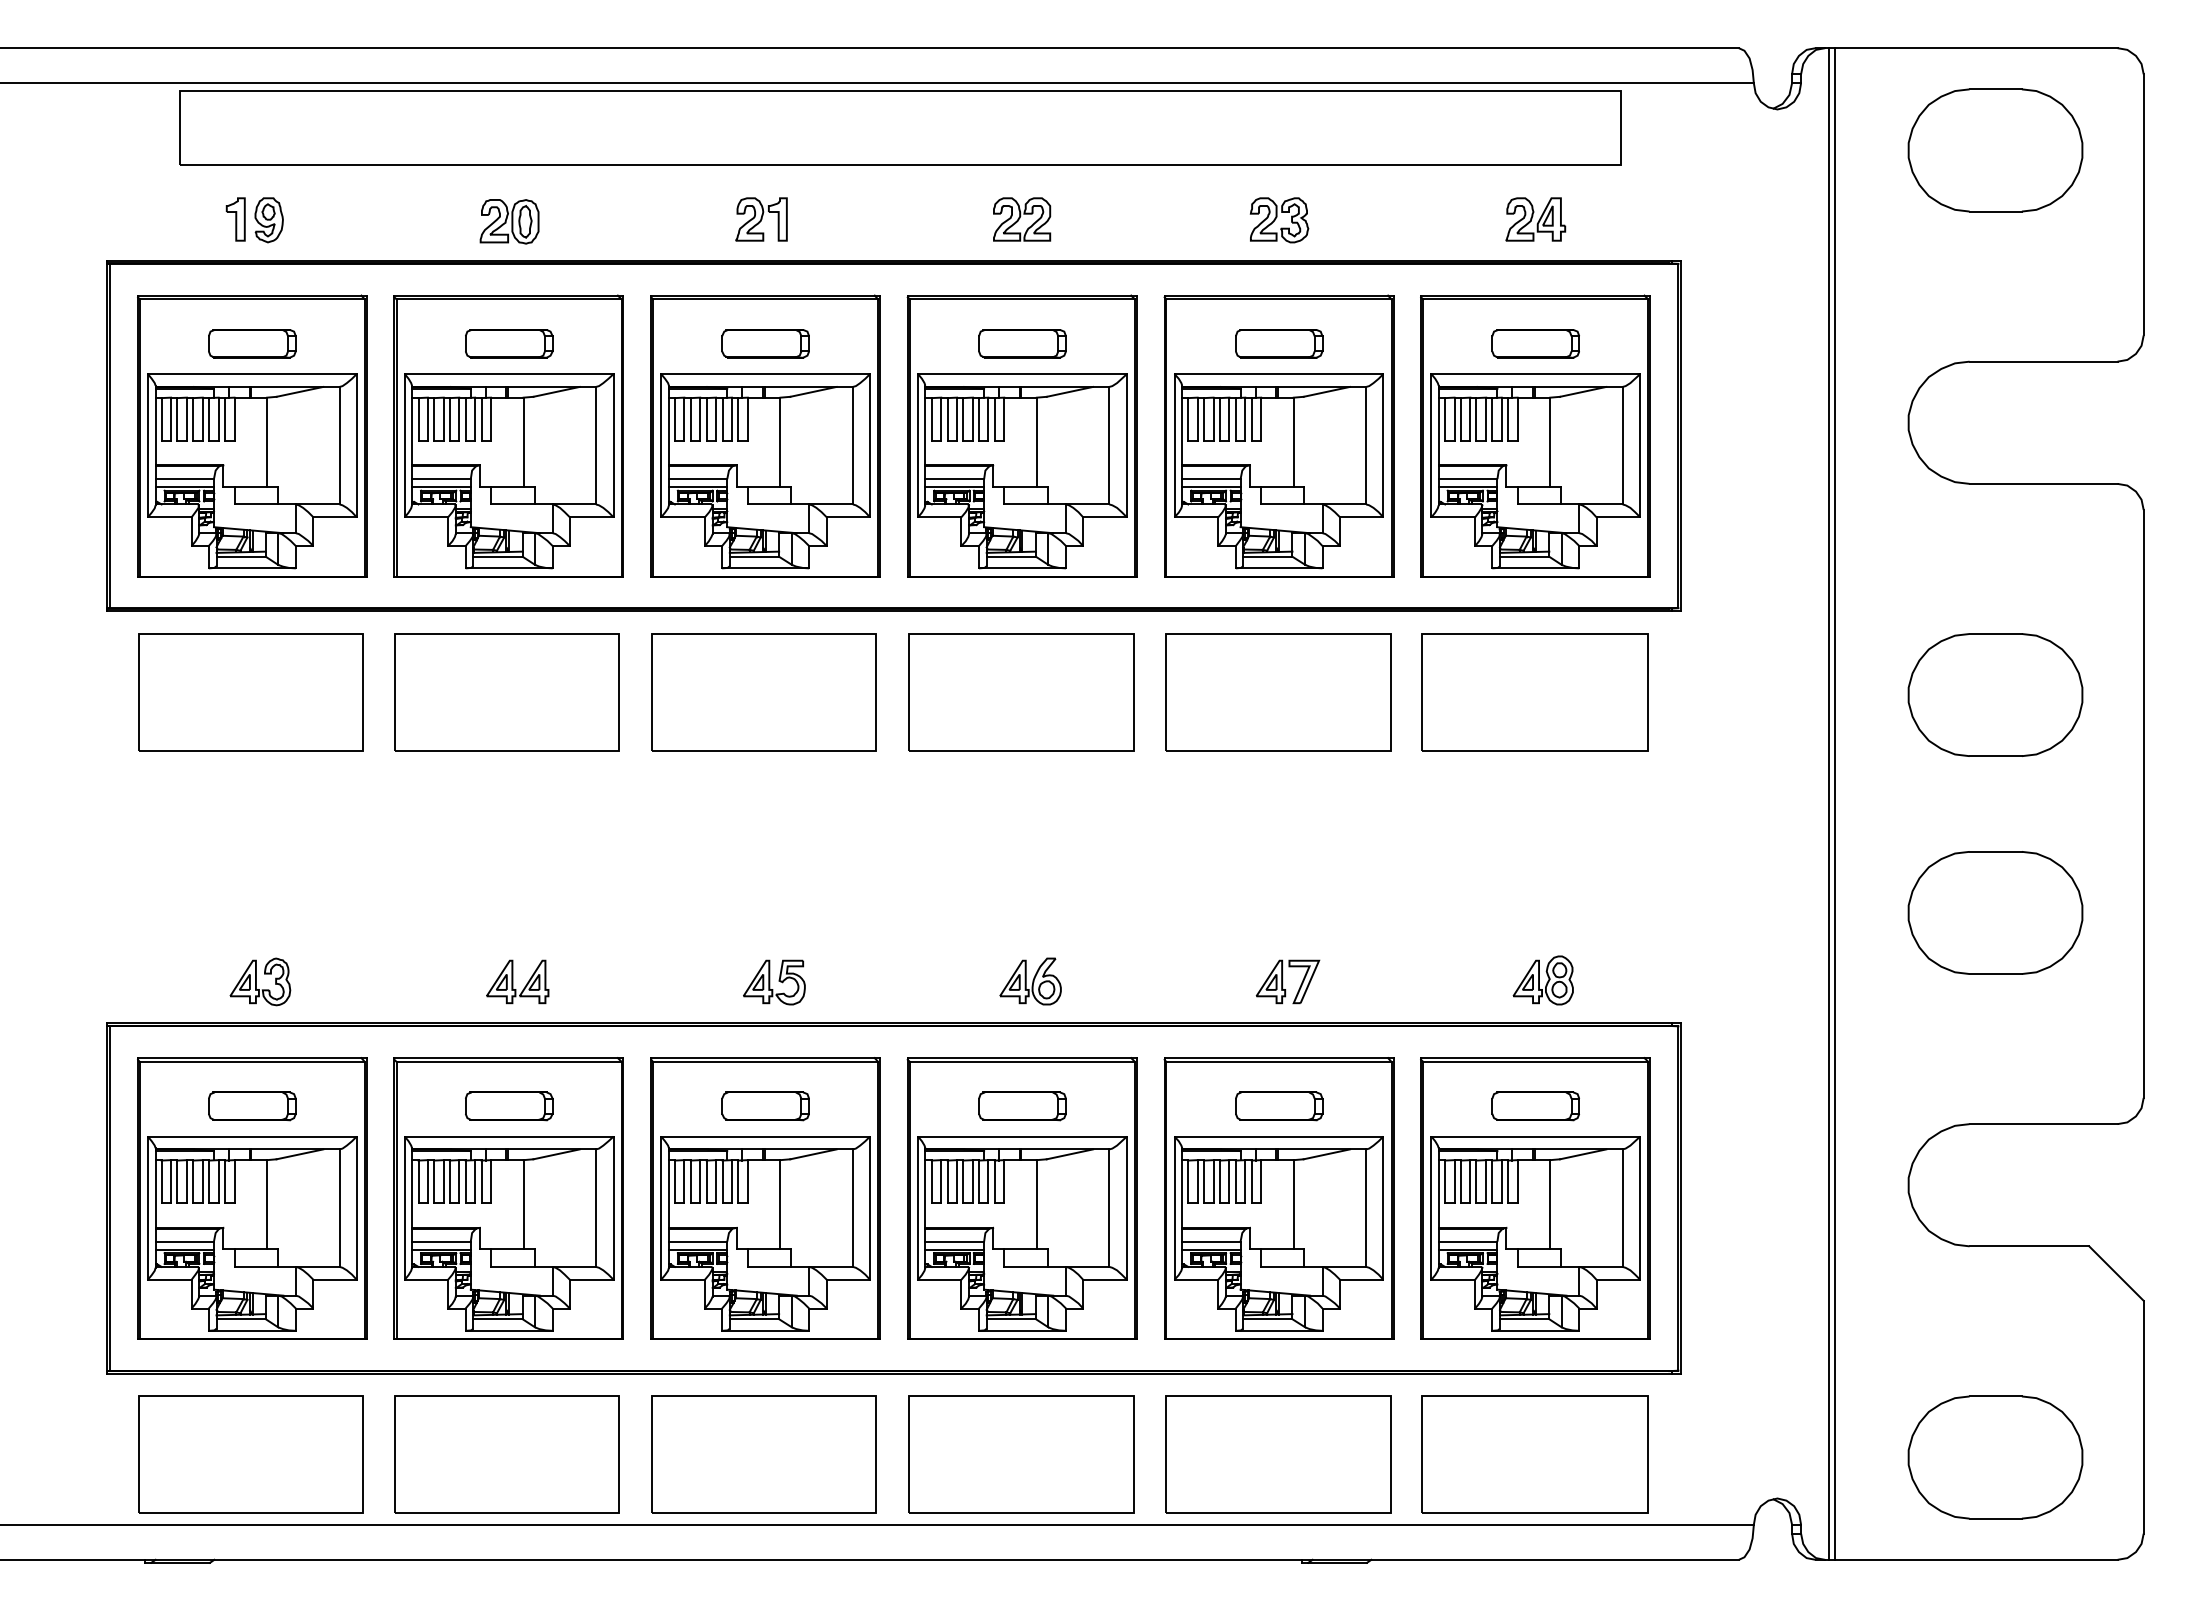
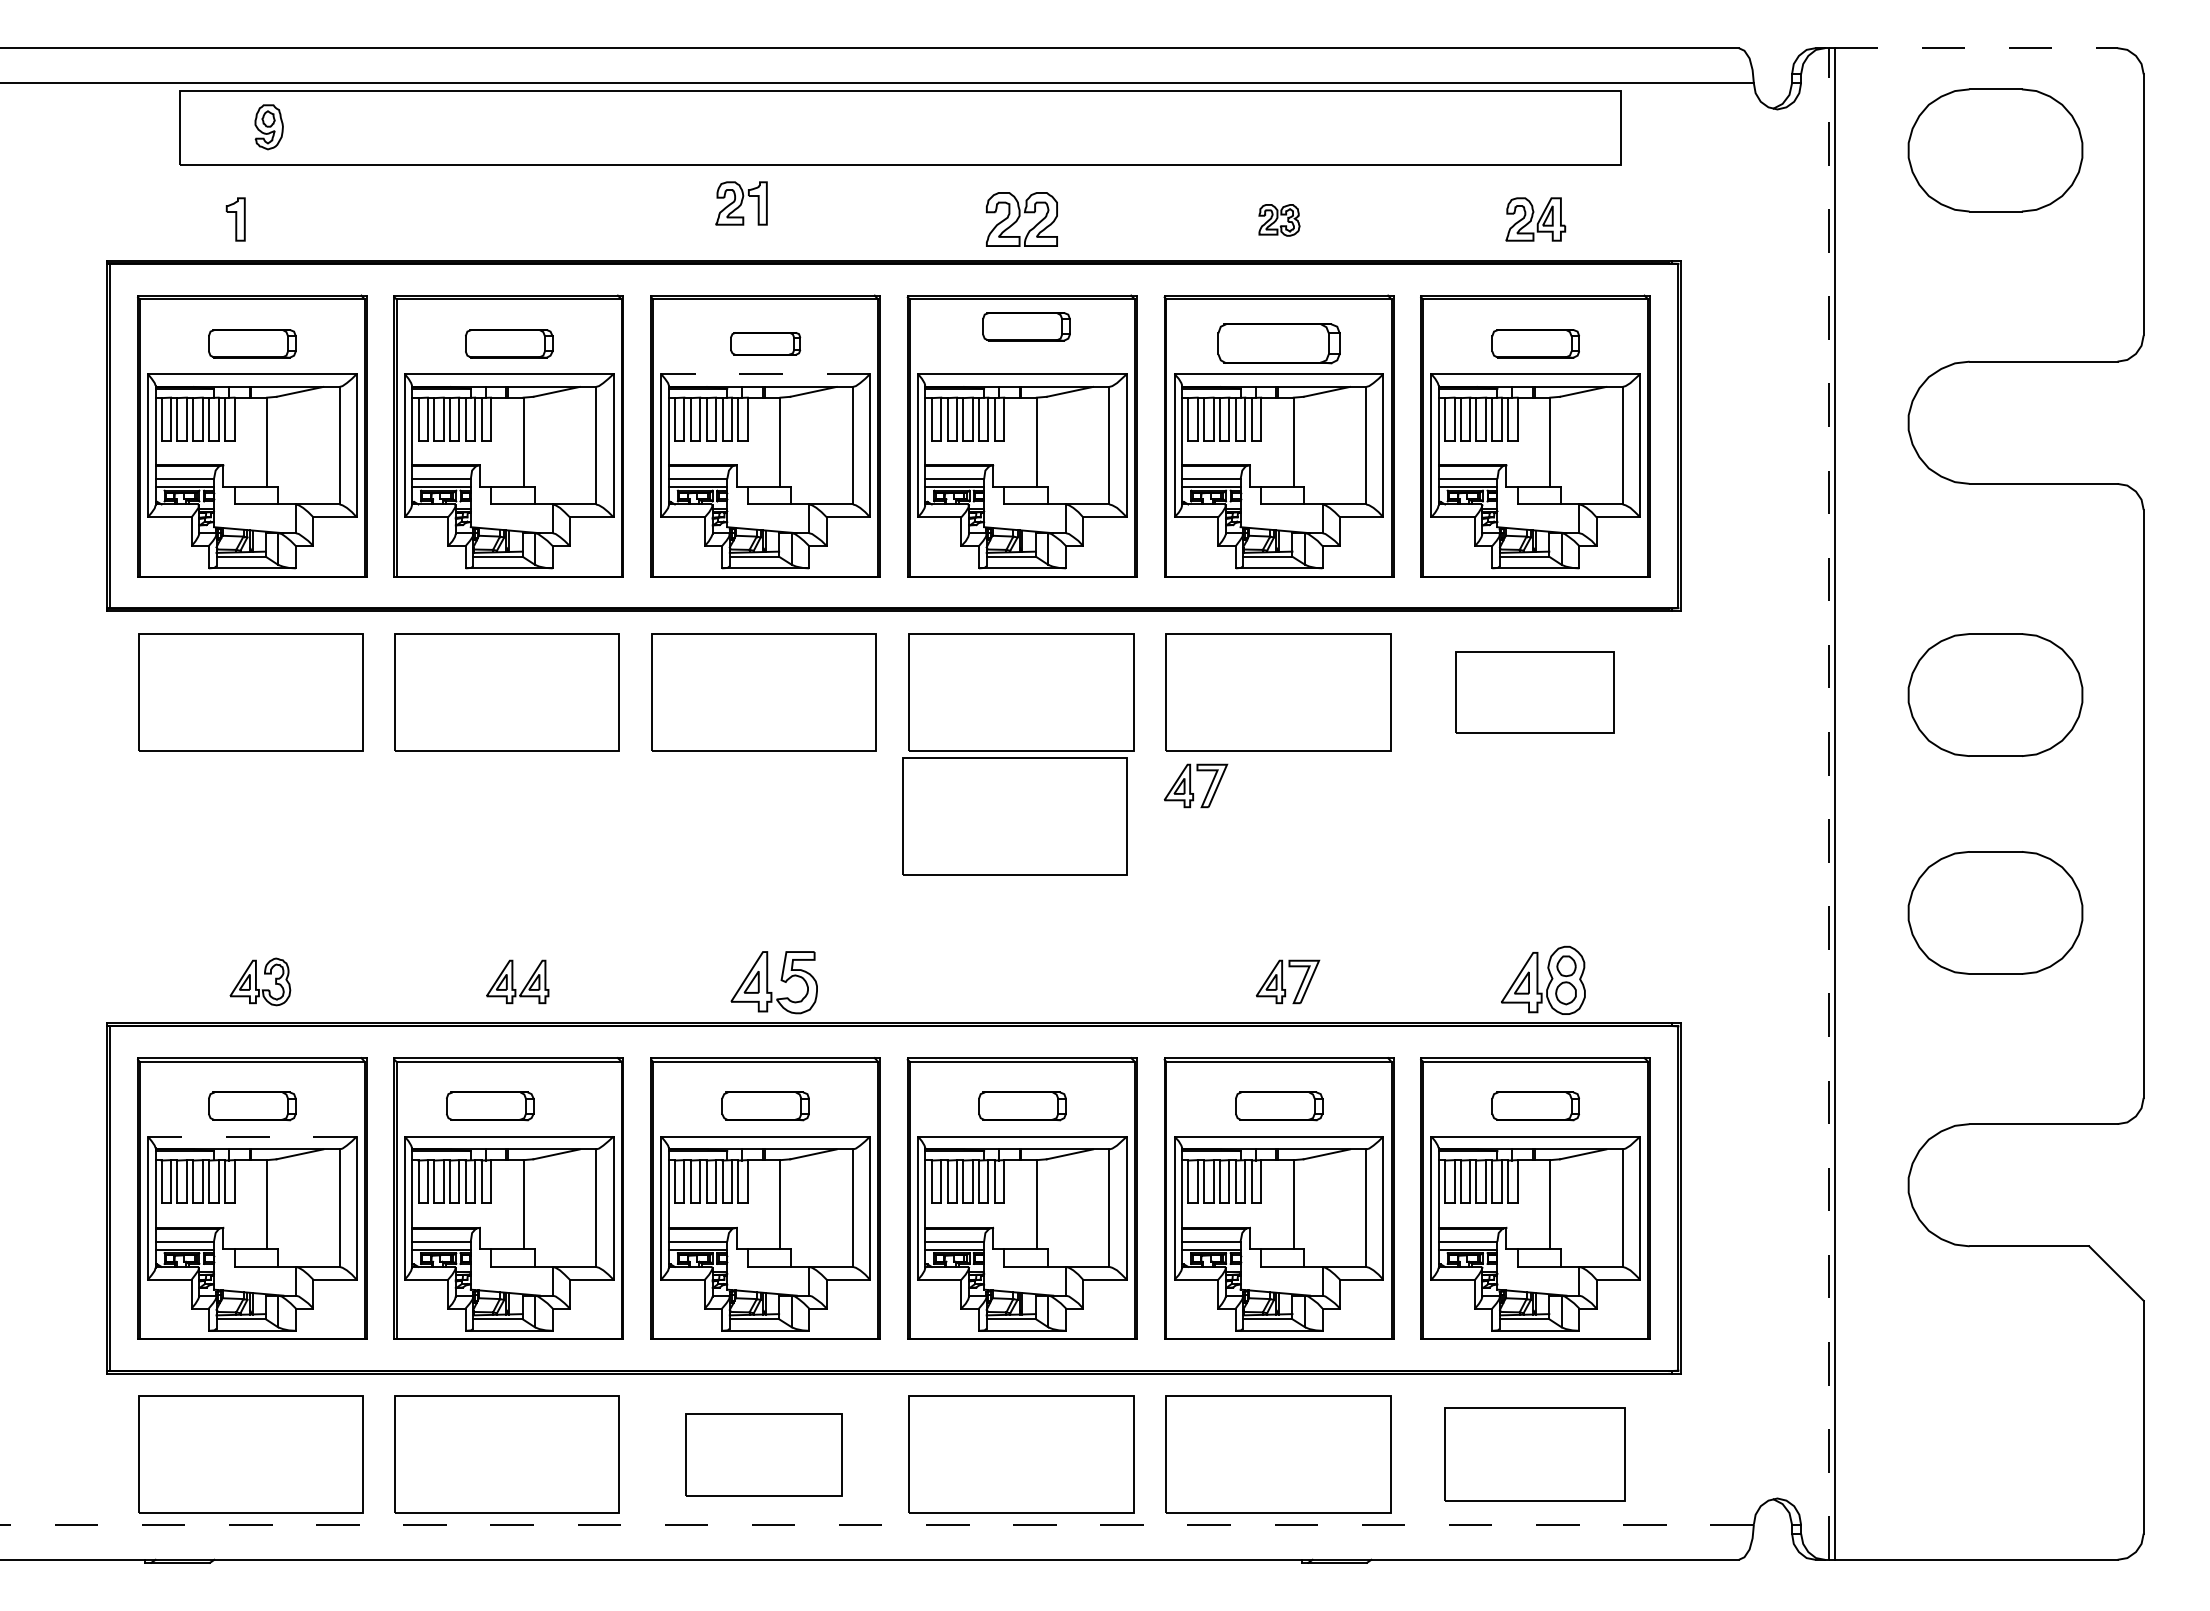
line: solid -> dashed (1976, 48)
part position: (761, 219) -> (741, 203) (741, 203)
part size: 59x45 px -> 72x55 px (1021, 219)
part position: (268, 220) -> (268, 127) (268, 127)
part size: 61x47 px -> 43x33 px (1279, 220)
part: present -> none (509, 221)
part size: 89x30 px -> 72x24 px (765, 343)
part position: (1022, 343) -> (1026, 326) (1026, 326)
part size: 89x30 px -> 124x42 px (1278, 343)
line: solid -> dashed (765, 374)
part size: 228x119 px -> 160x83 px (1534, 692)
part: none -> present (1195, 785)
line: solid -> dashed (1828, 804)
part: none -> present (1014, 816)
part size: 62x51 px -> 85x70 px (1543, 979)
part: present -> none (1030, 981)
part size: 63x47 px -> 88x64 px (773, 982)
part position: (509, 1106) -> (490, 1106) (490, 1106)
line: solid -> dashed (251, 1136)
part size: 226x119 px -> 158x84 px (763, 1454)
part size: 228x119 px -> 182x95 px (1534, 1454)
part: present -> none (1995, 1457)
line: solid -> dashed (877, 1524)
